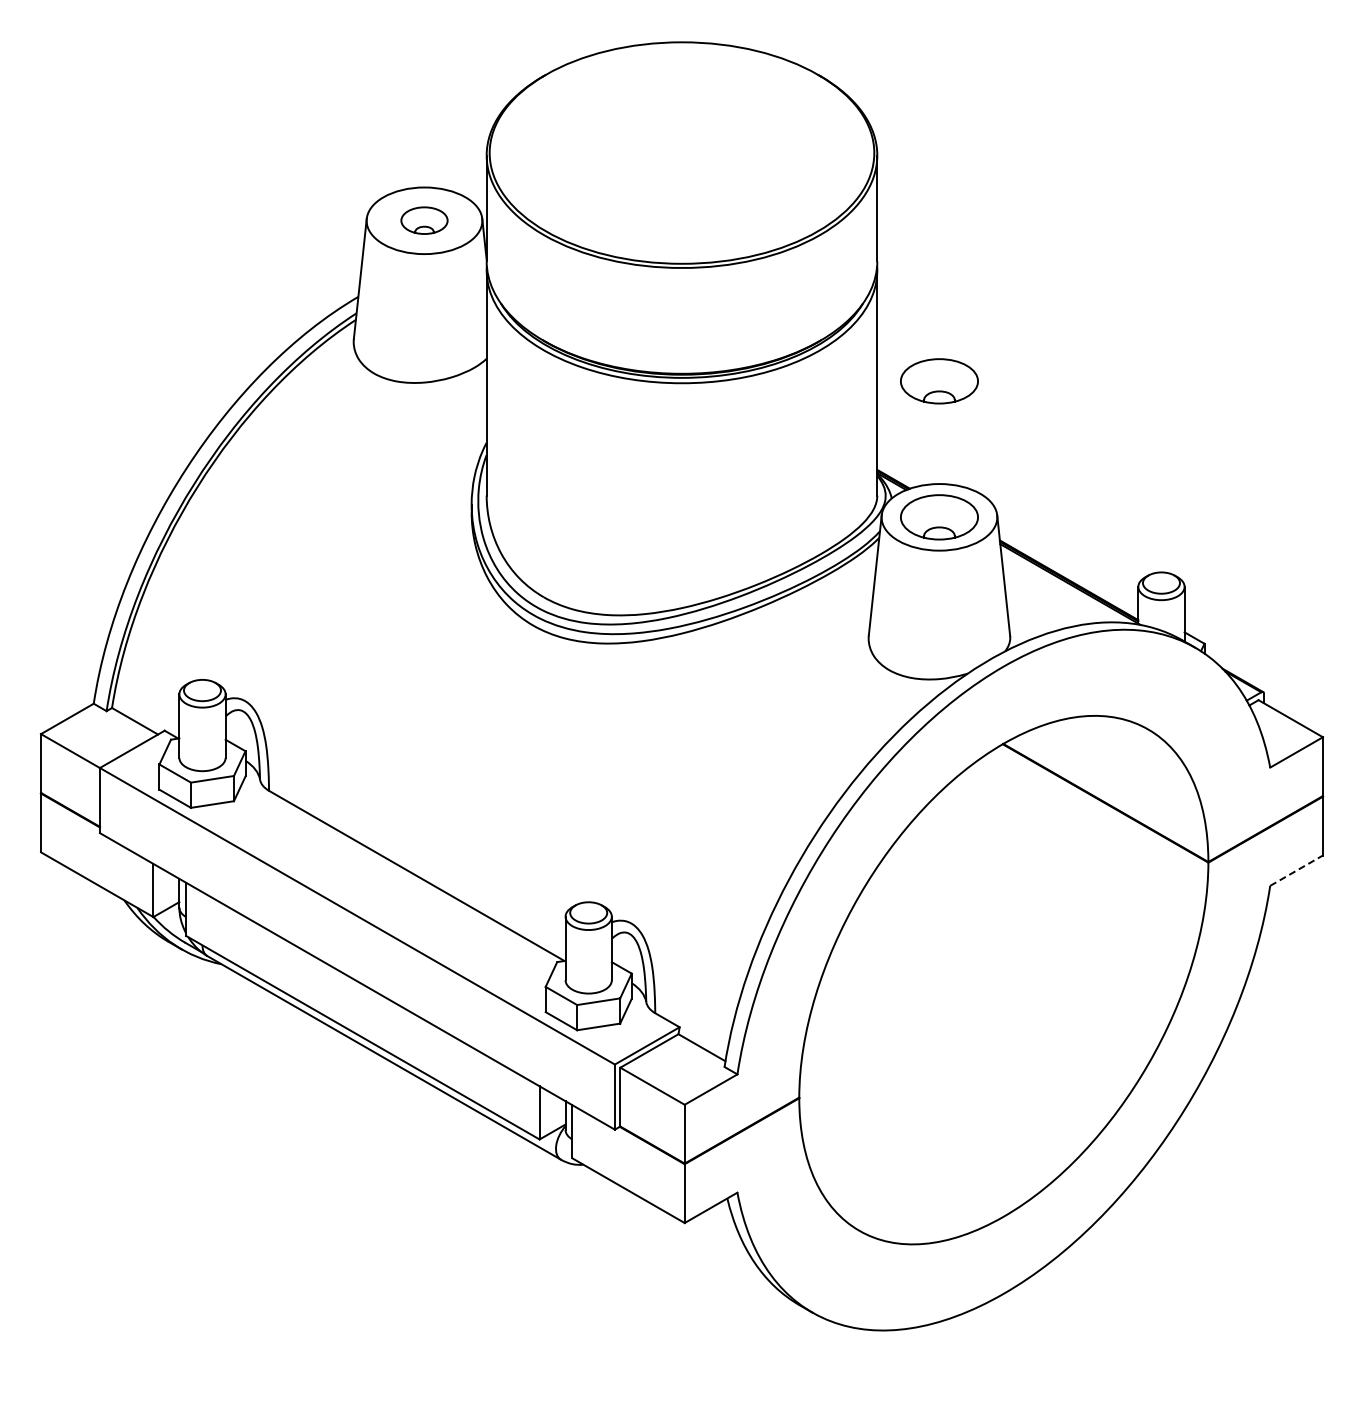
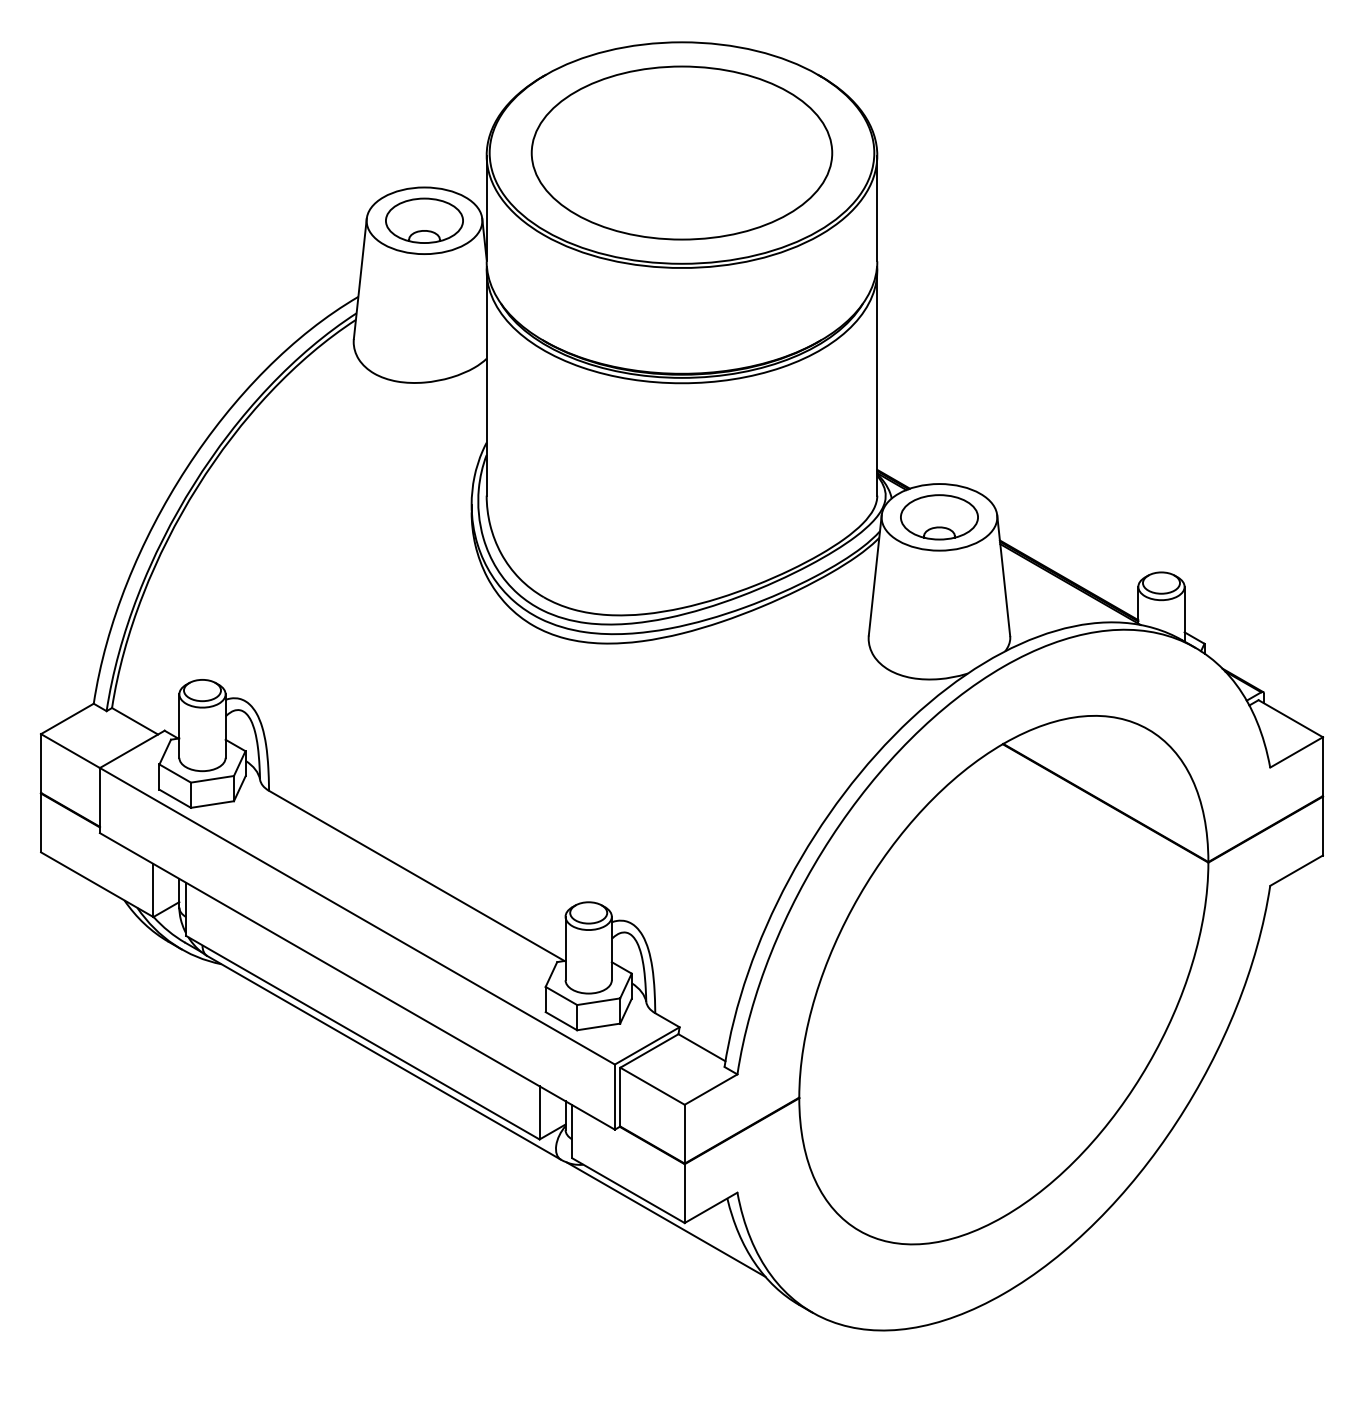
part: none -> present (681, 152)
part size: 49x29 px -> 79x47 px (424, 220)
part: present -> none (939, 381)
line: dashed -> solid (1297, 870)
line: none -> present (665, 1219)
